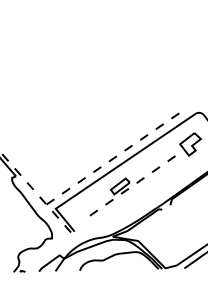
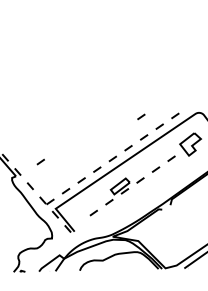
line: none -> present (141, 116)
line: none -> present (40, 161)
